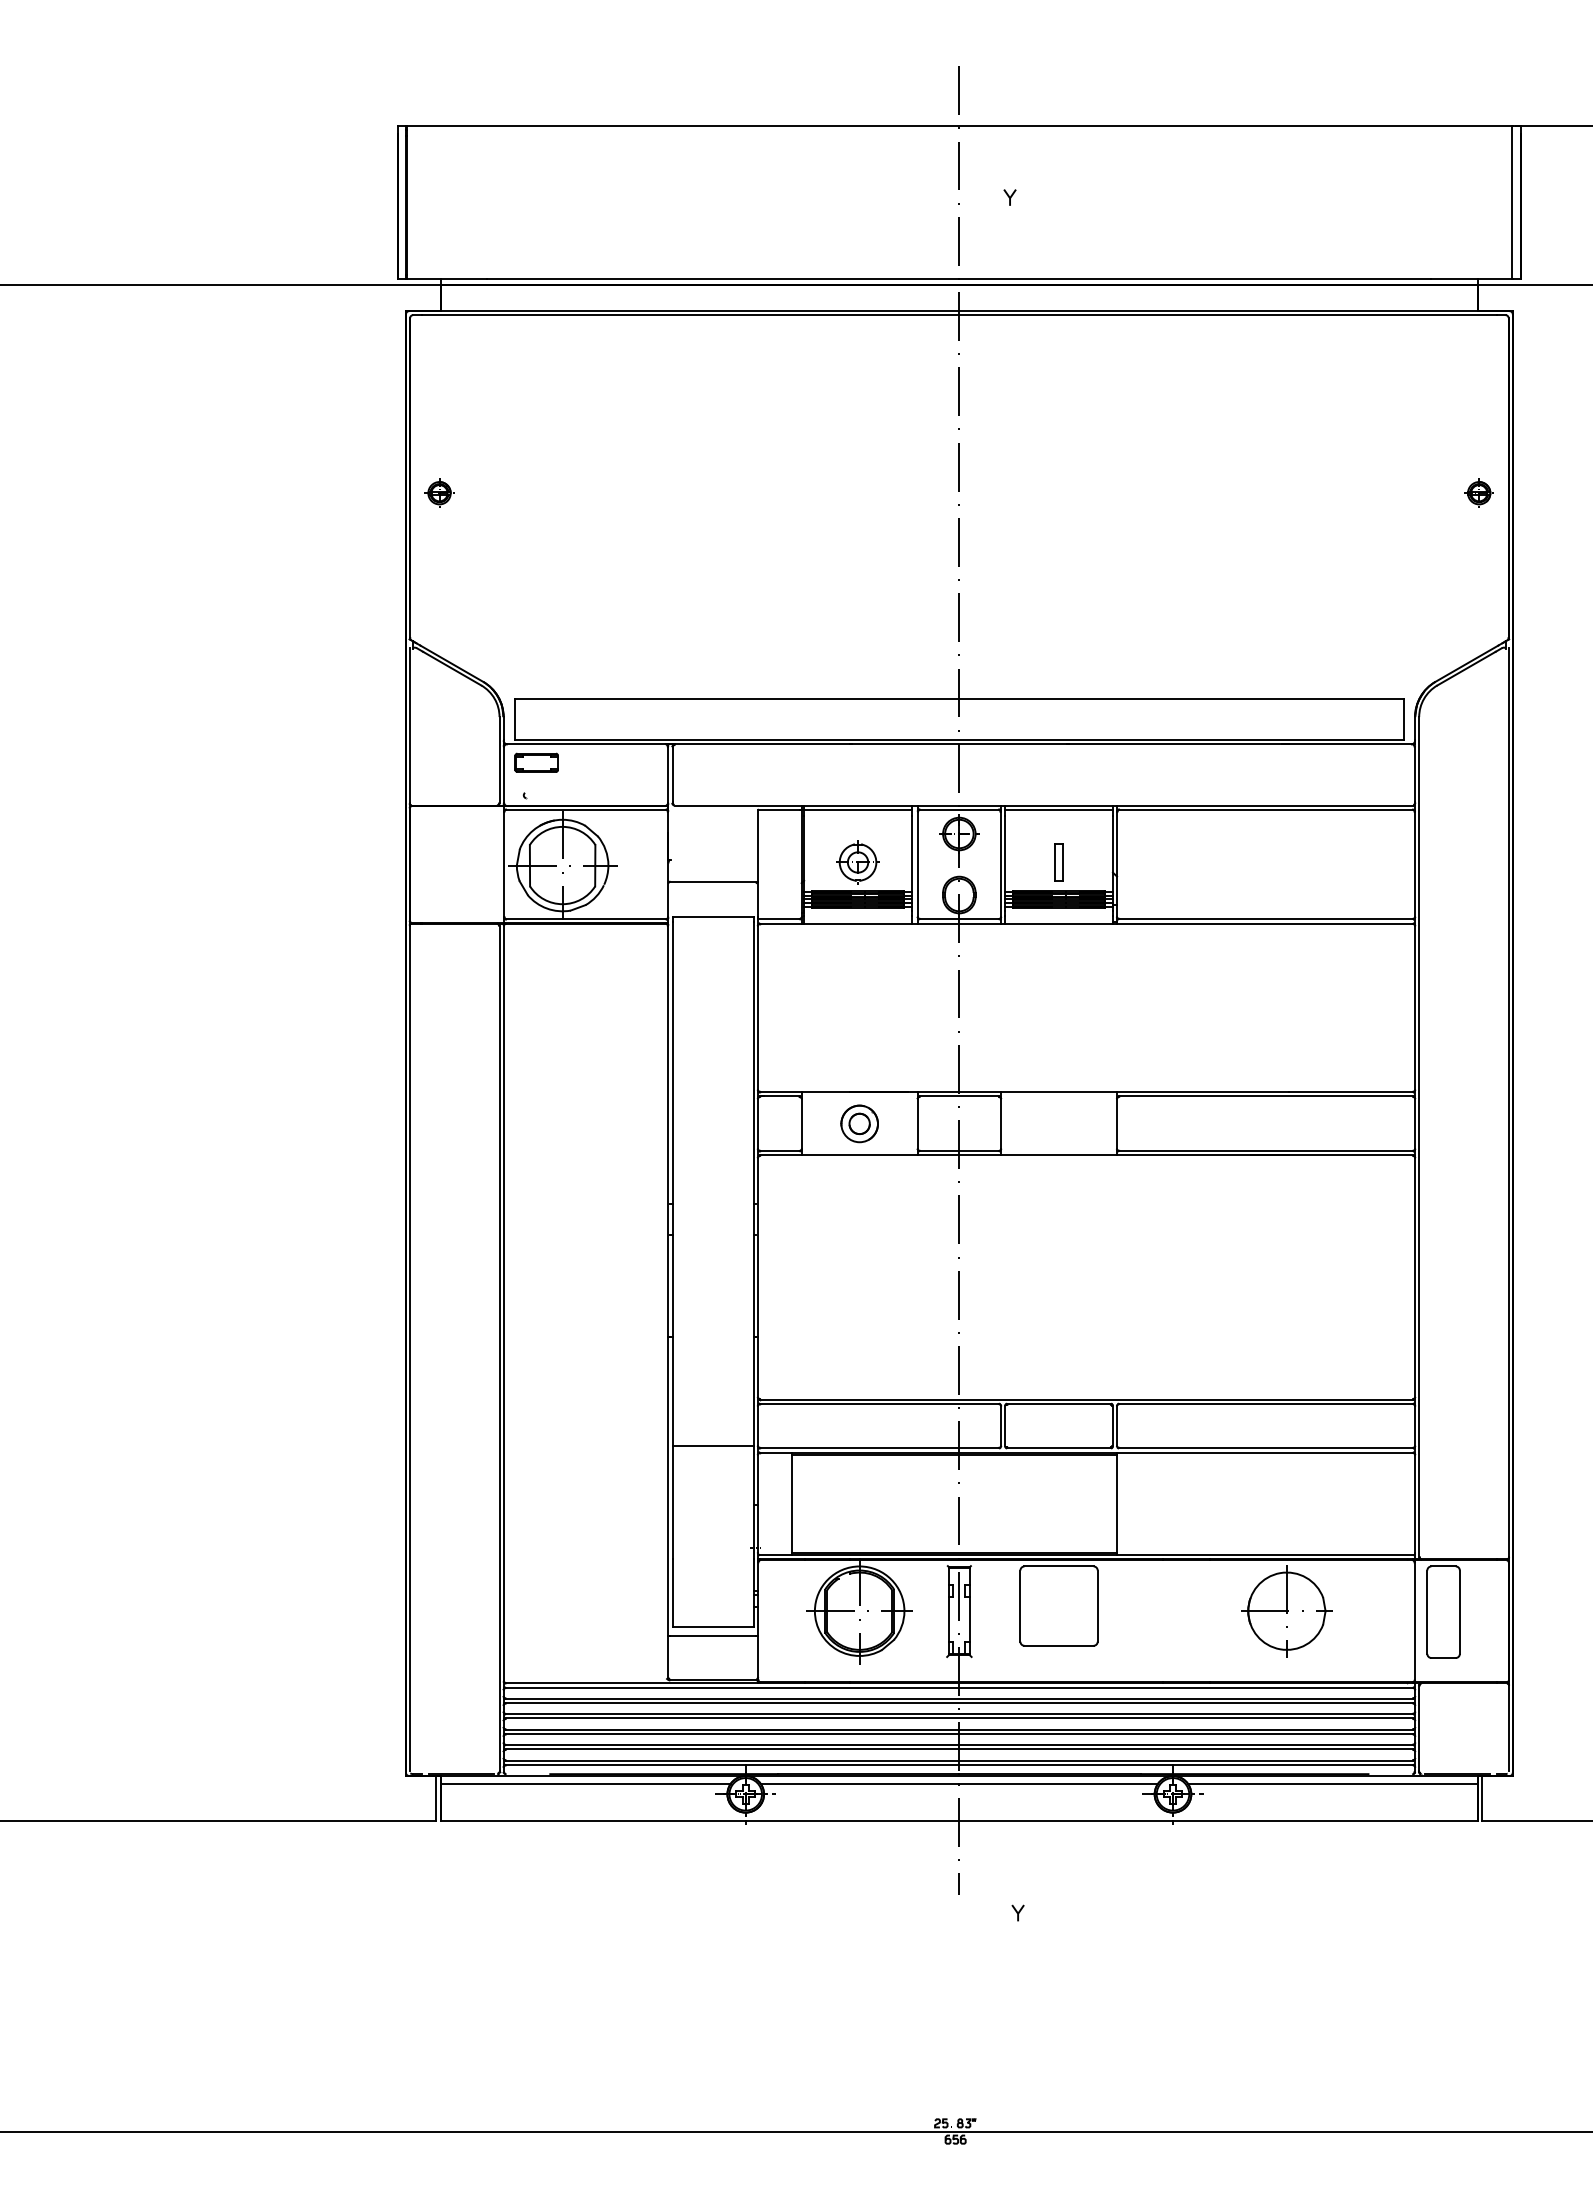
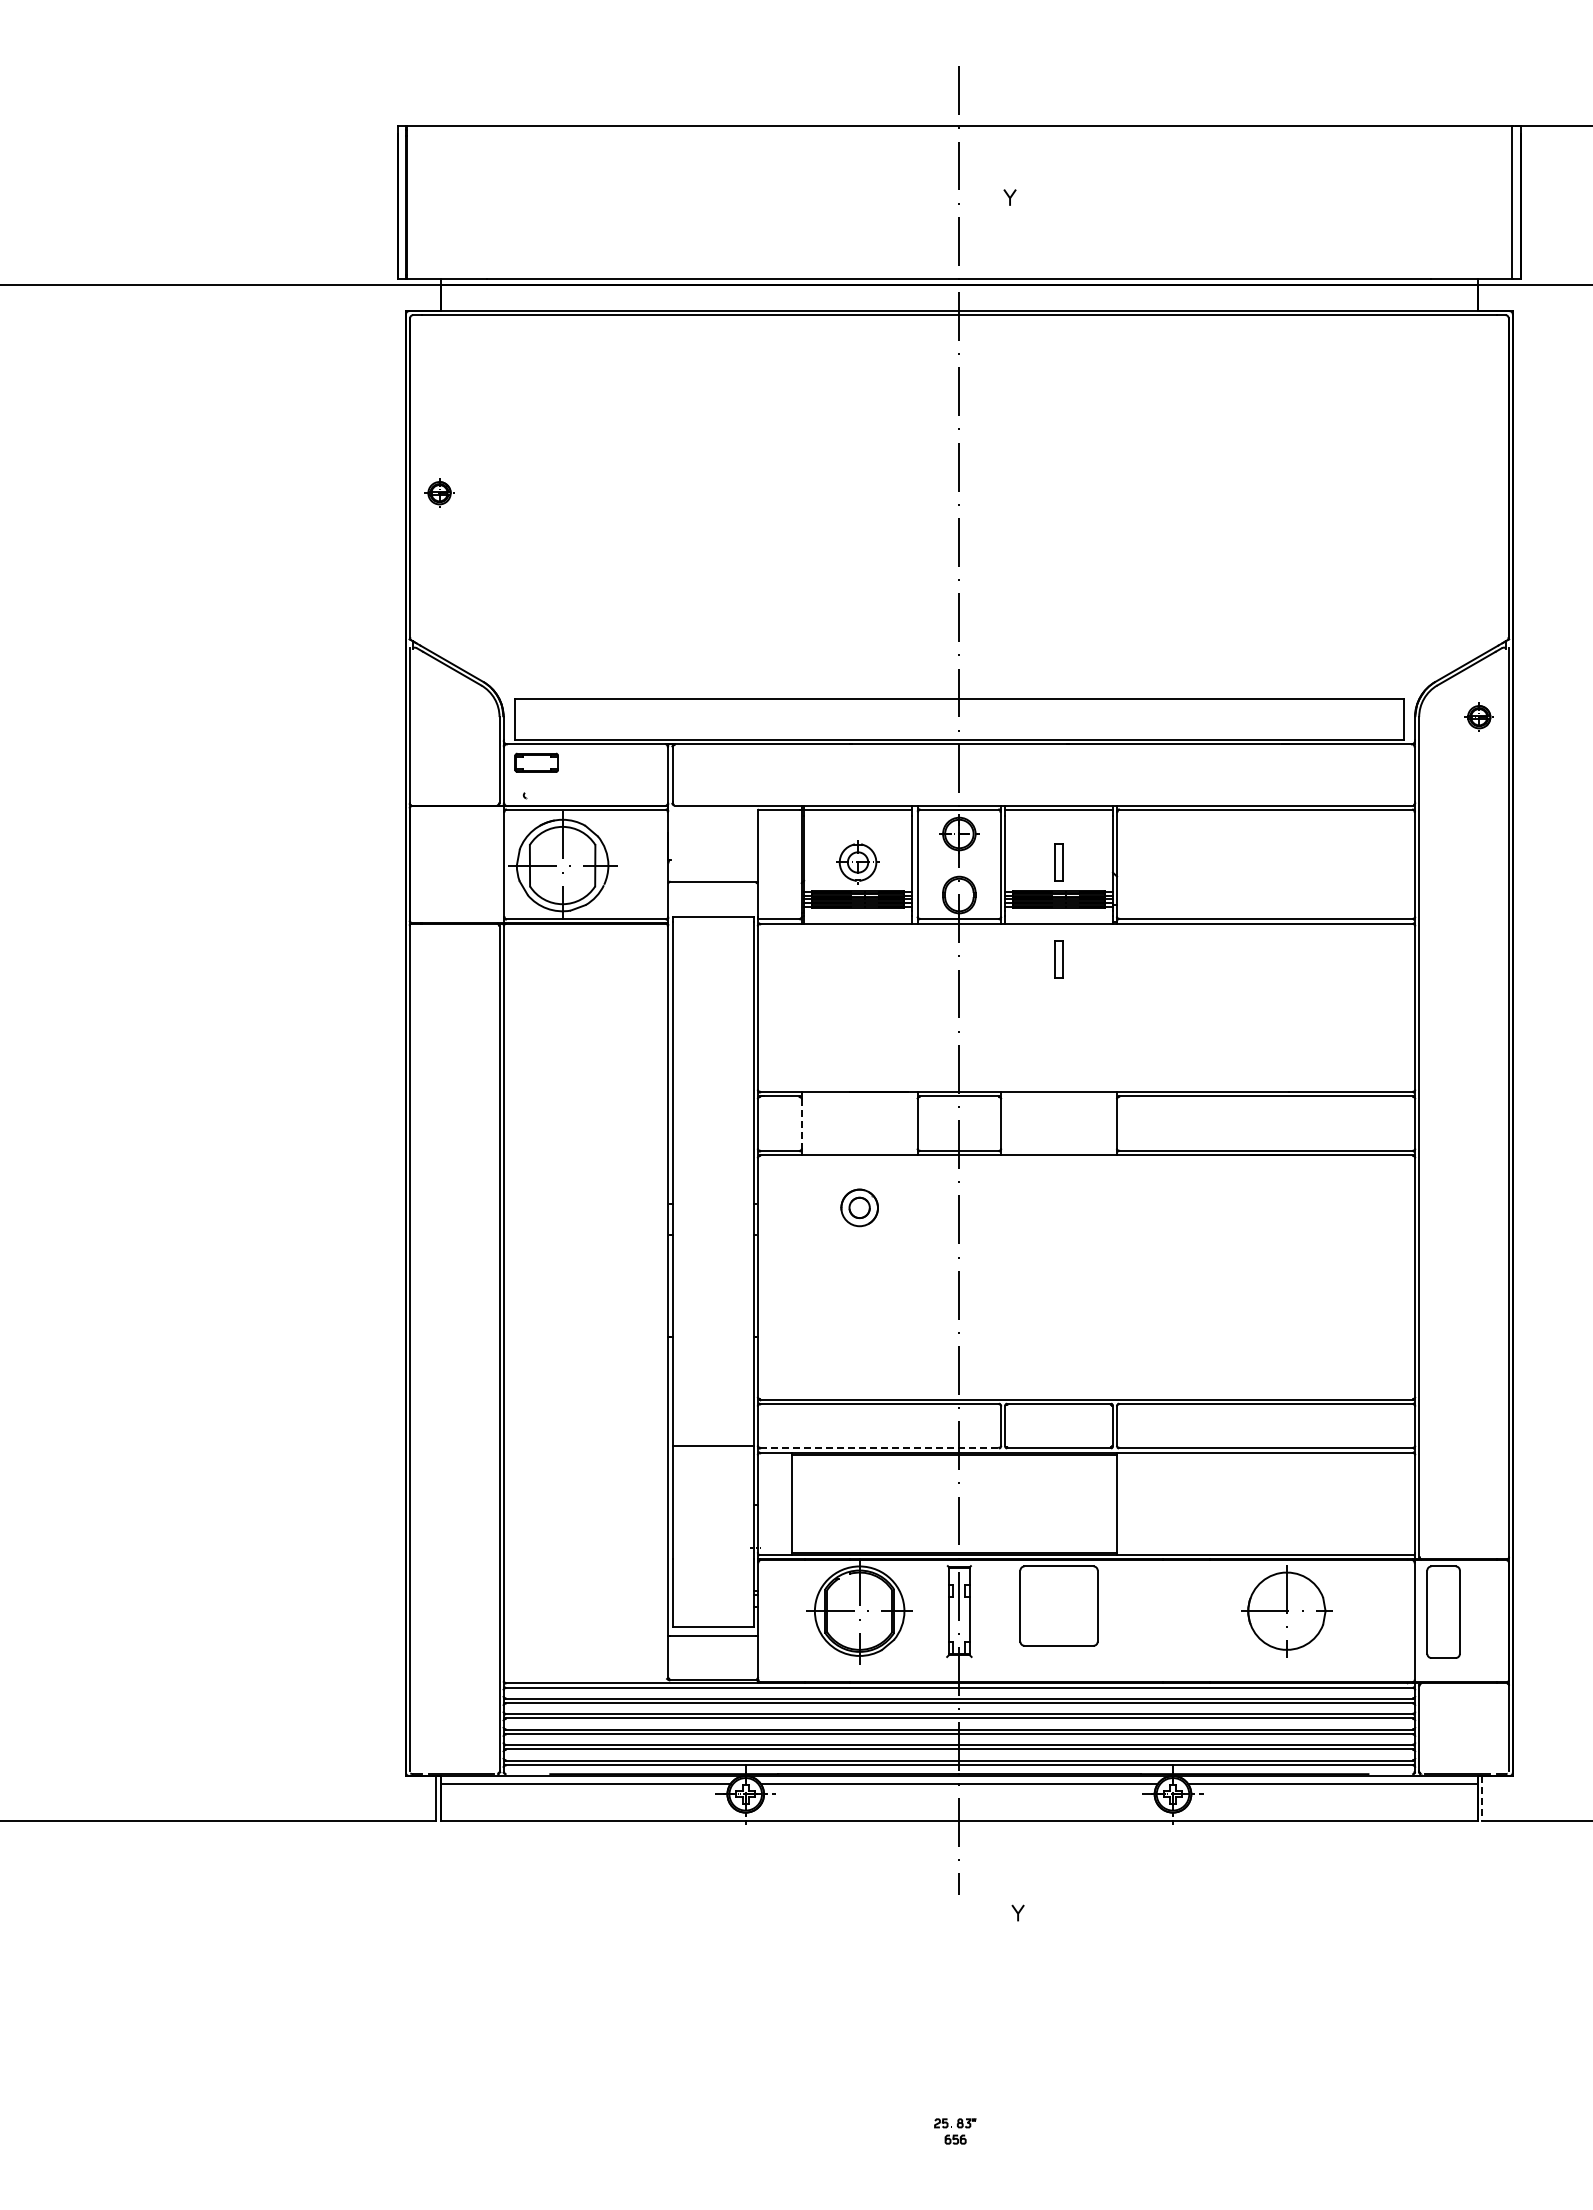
part position: (1478, 492) -> (1478, 716) (1478, 716)
part: none -> present (1058, 959)
part position: (859, 1123) -> (859, 1207) (859, 1207)
line: solid -> dashed (801, 1124)
line: solid -> dashed (879, 1448)
line: solid -> dashed (1482, 1798)
line: present -> none (795, 2131)
